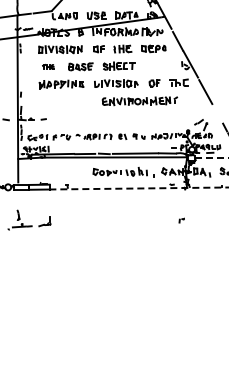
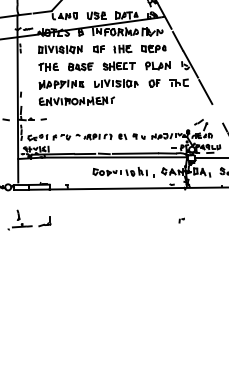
part: none -> present (157, 65)
part size: 13x6 px -> 21x10 px (48, 66)
part position: (139, 101) -> (76, 101) (76, 101)
line: dashed -> solid (212, 157)
line: dashed -> solid (139, 188)
